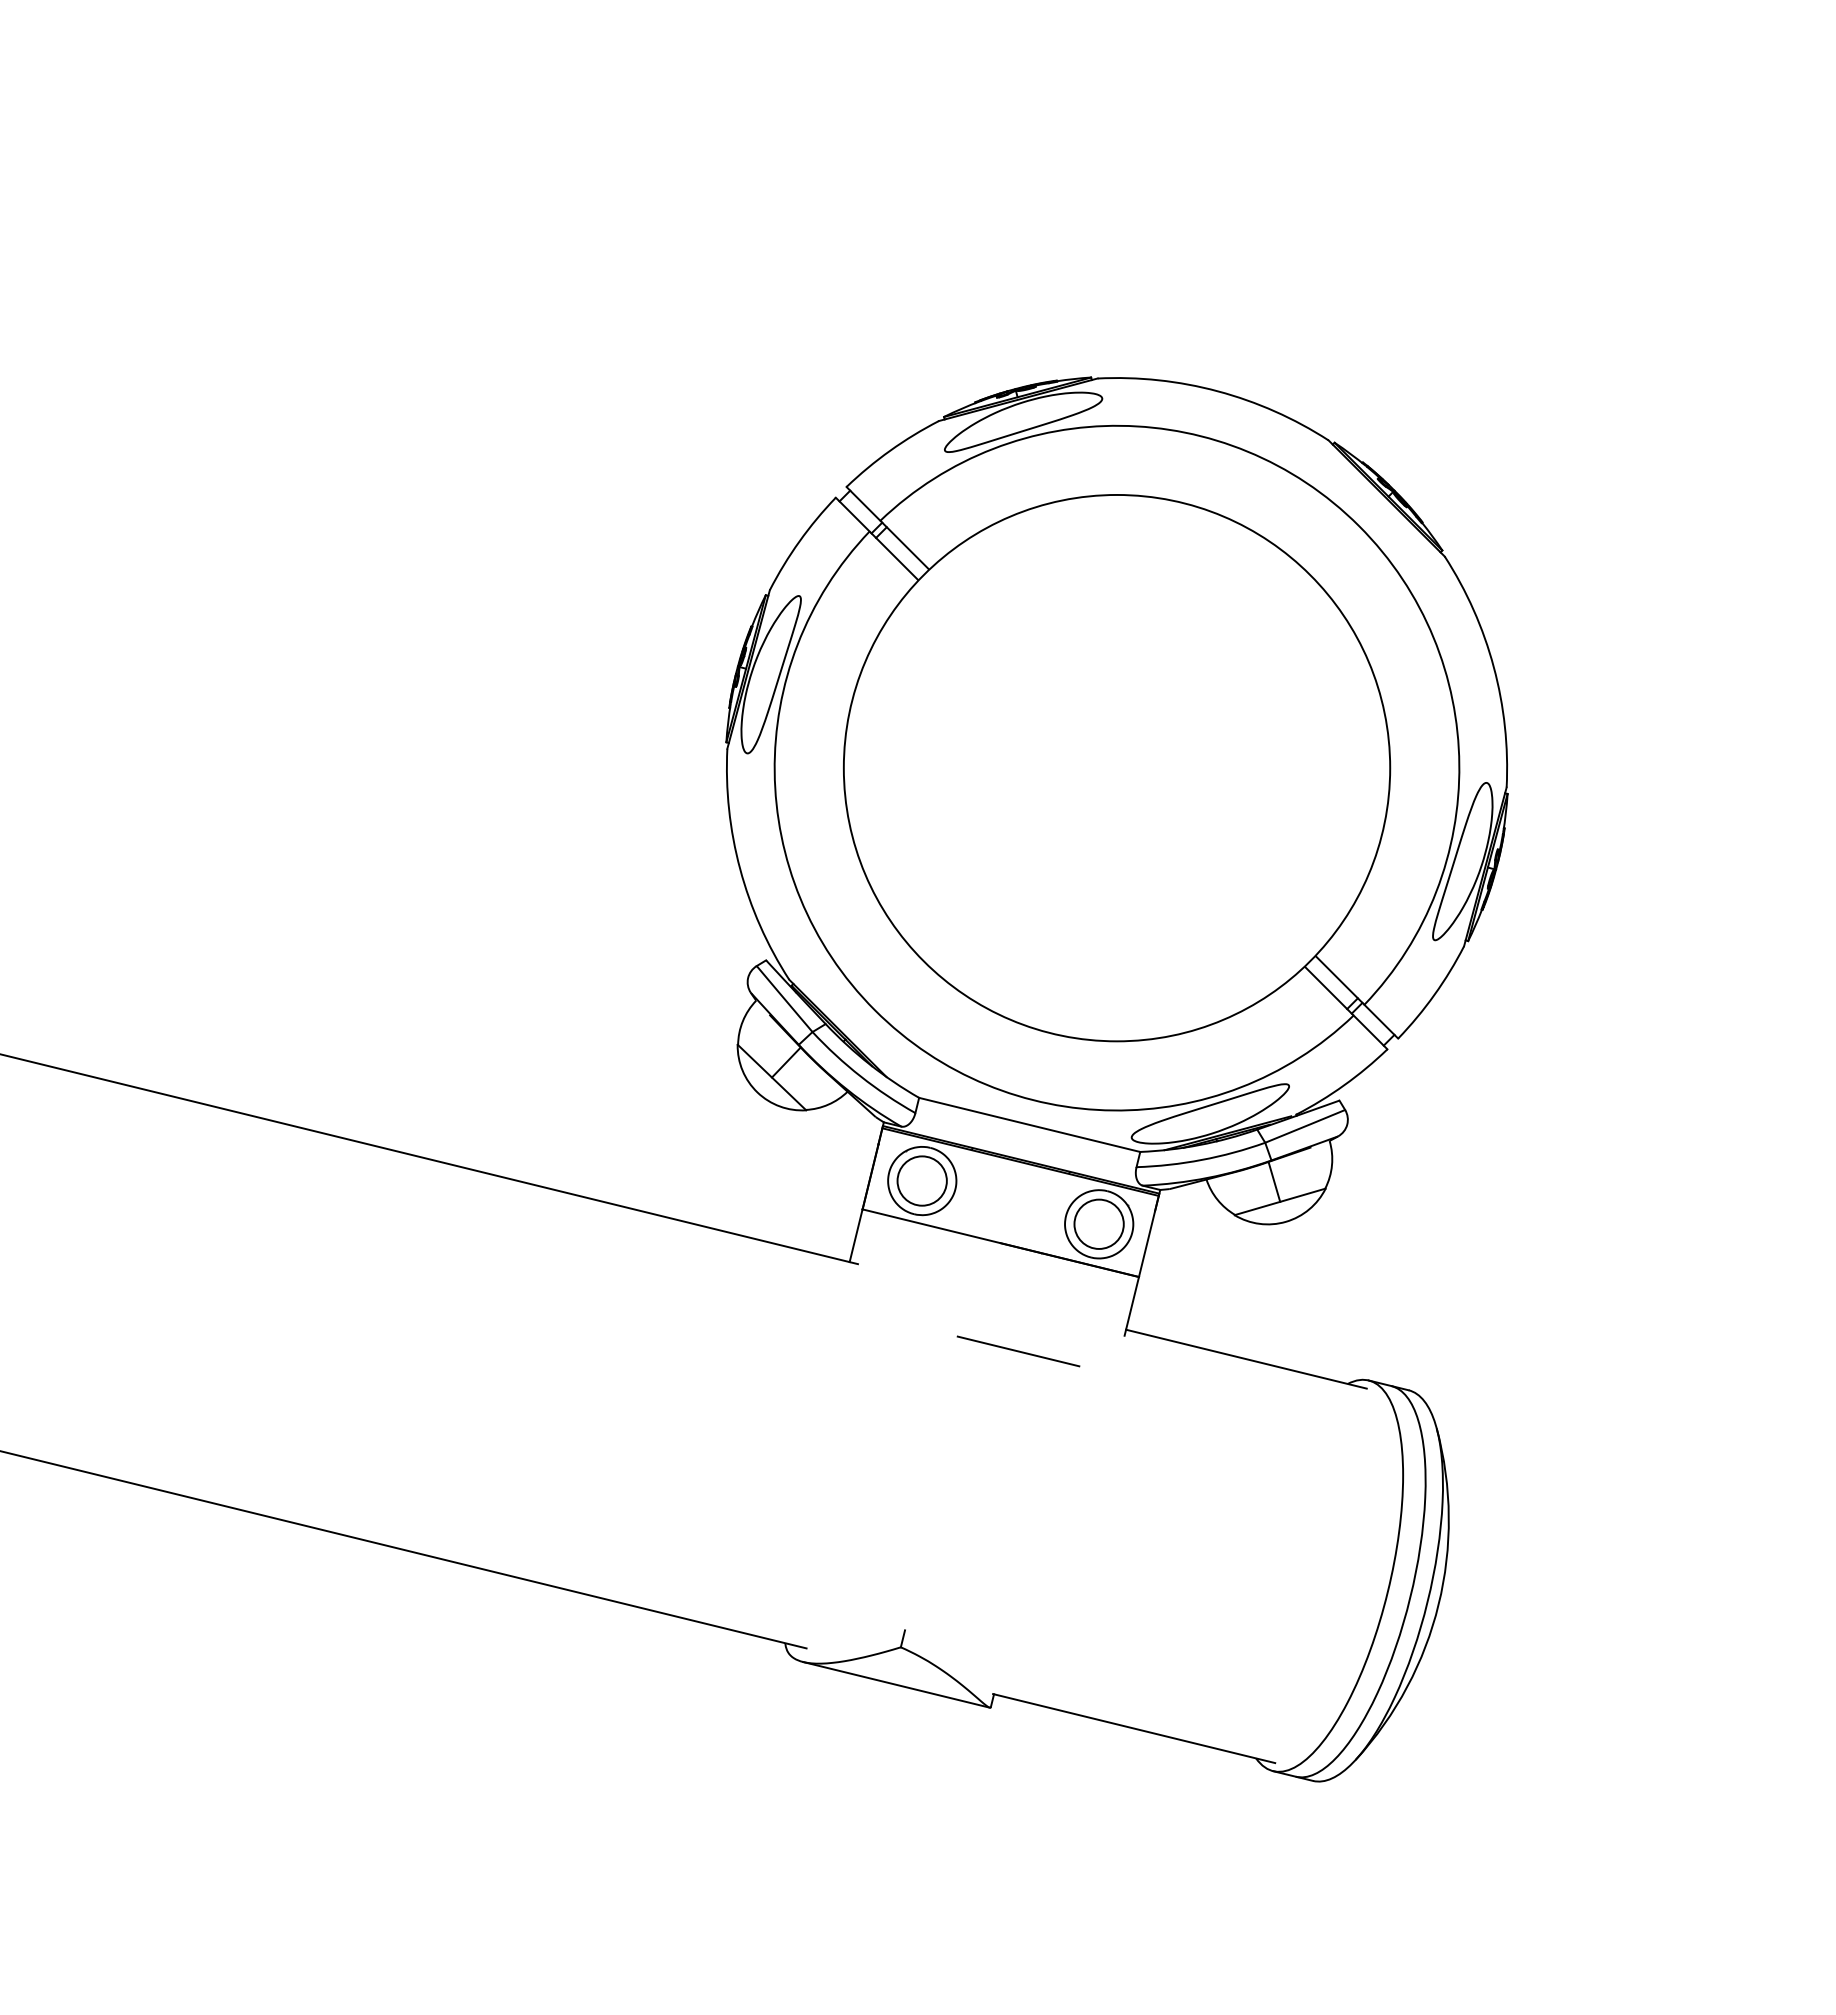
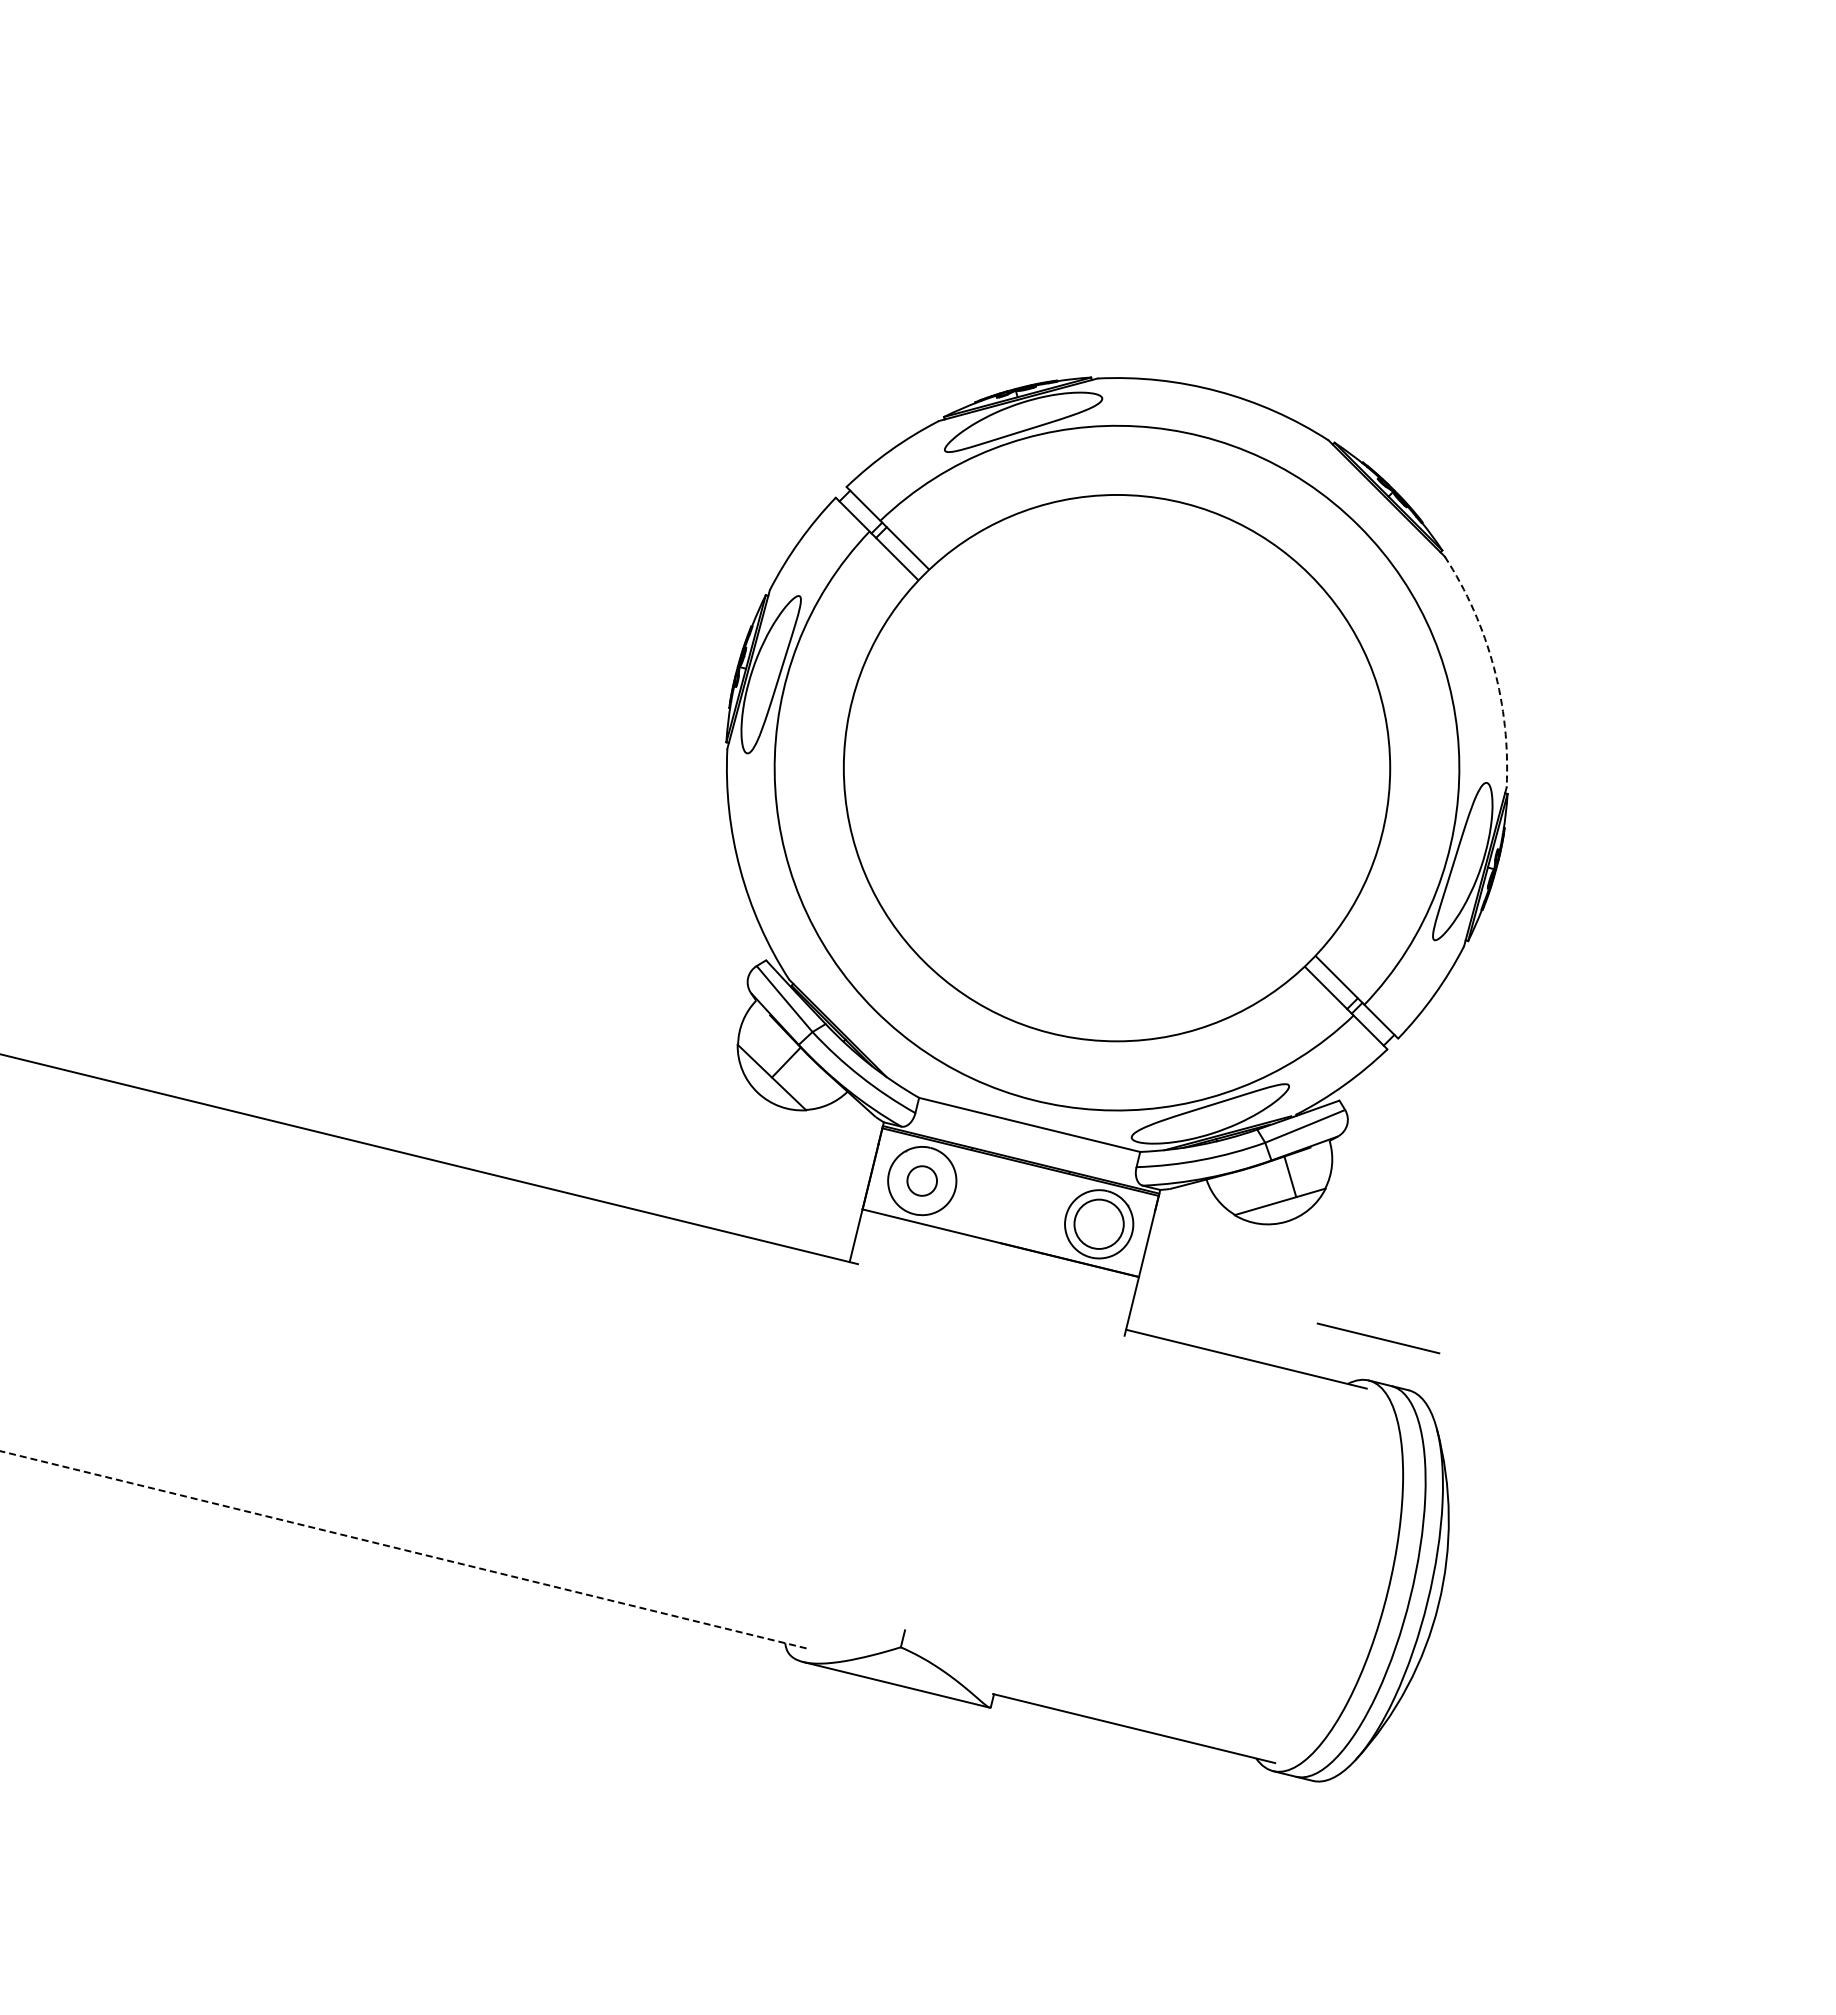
arc: solid -> dashed (1493, 667)
circle diameter: 49 px -> 30 px (922, 1180)
line position: (1274, 1181) -> (1290, 1176) (1290, 1176)
line position: (1018, 1351) -> (1378, 1338) (1378, 1338)
line: solid -> dashed (403, 1549)
